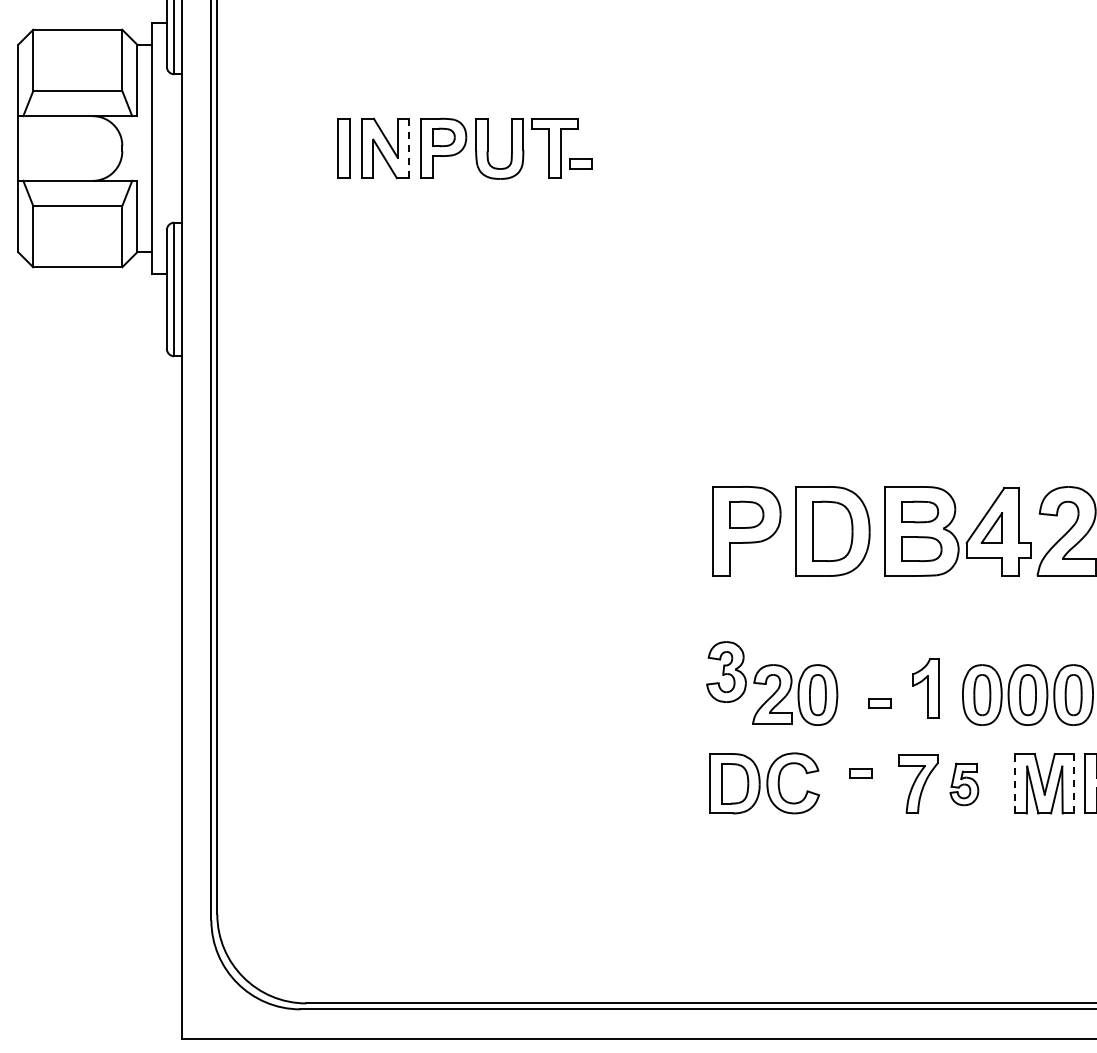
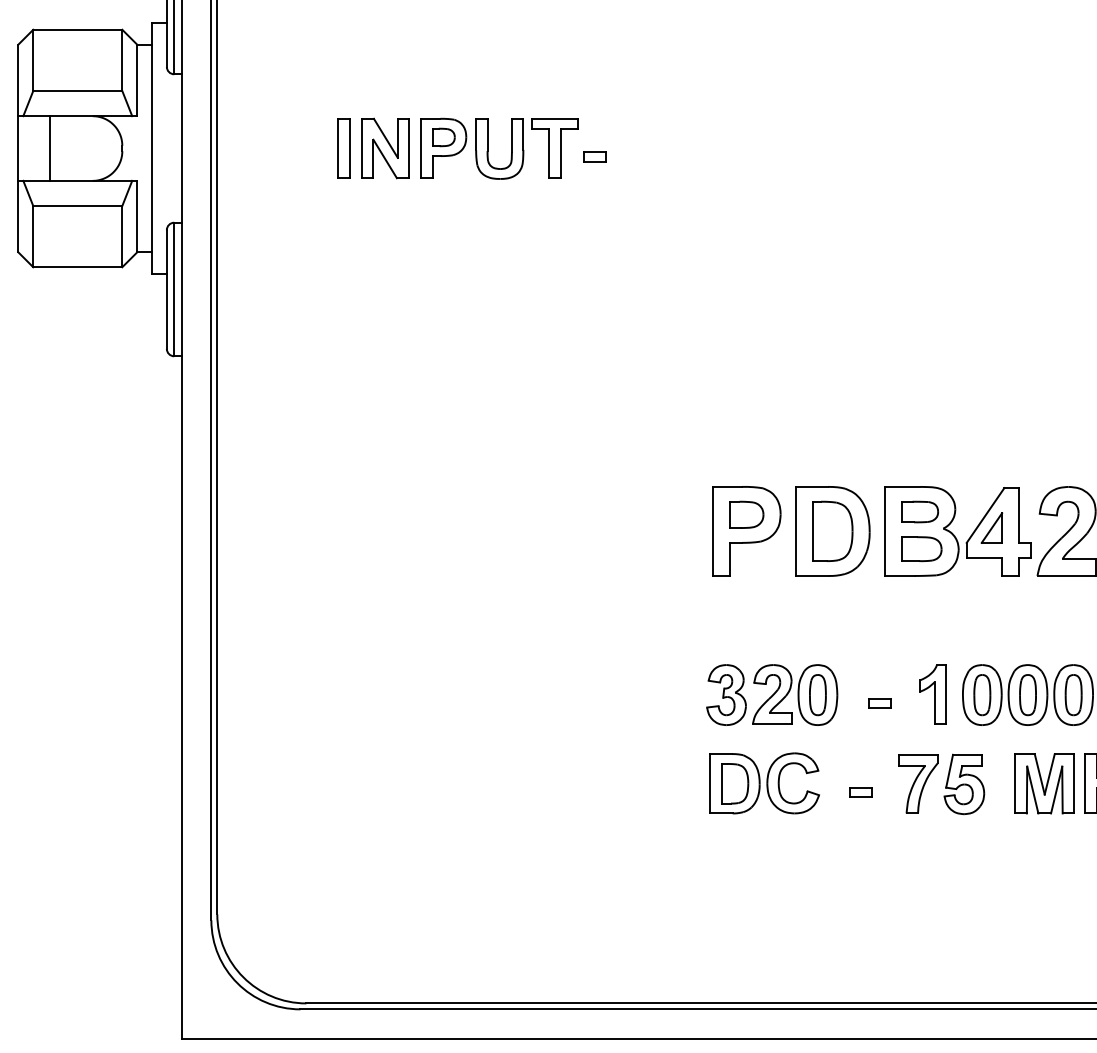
line: none -> present (49, 148)
line: dashed -> solid (409, 148)
part position: (580, 163) -> (594, 156) (594, 156)
part position: (726, 671) -> (726, 694) (726, 694)
part position: (925, 688) -> (932, 694) (932, 694)
part position: (860, 773) -> (860, 792) (860, 792)
line: dashed -> solid (1015, 783)
line: dashed -> solid (1074, 783)
part size: 31x45 px -> 43x63 px (964, 784)
